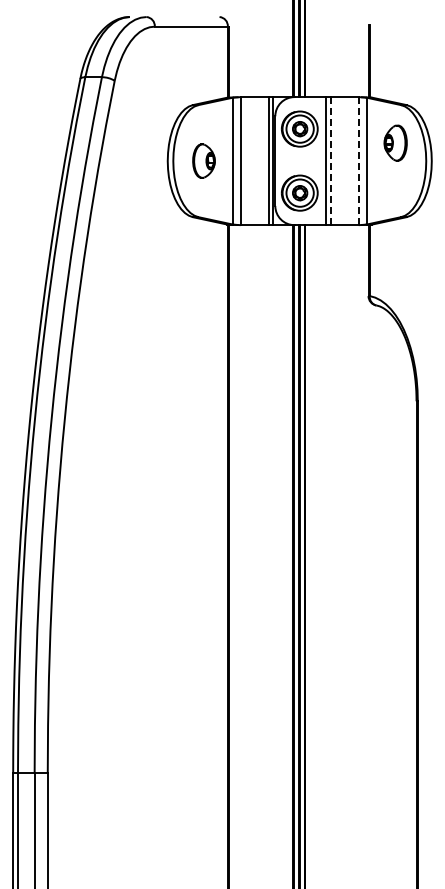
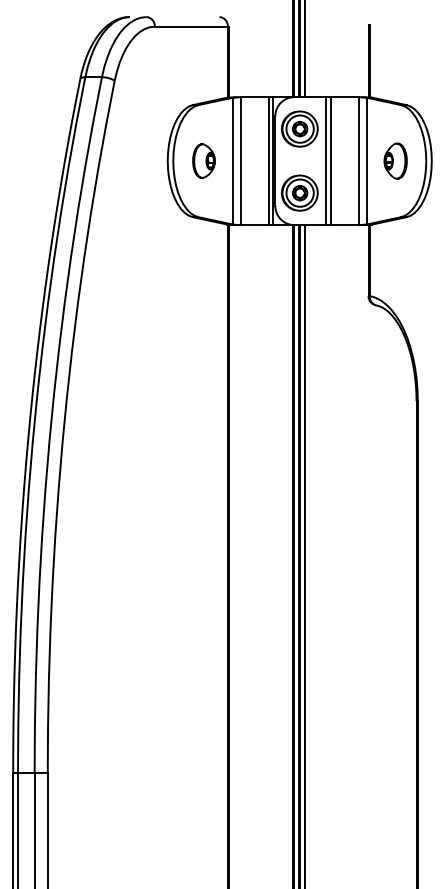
part position: (395, 142) -> (395, 160) (395, 160)
line: dashed -> solid (331, 161)
line: dashed -> solid (358, 161)
